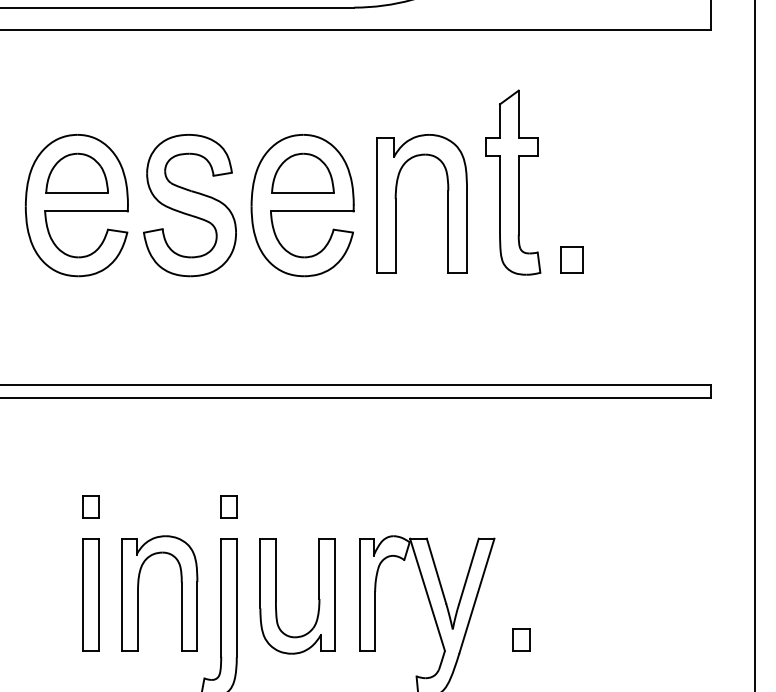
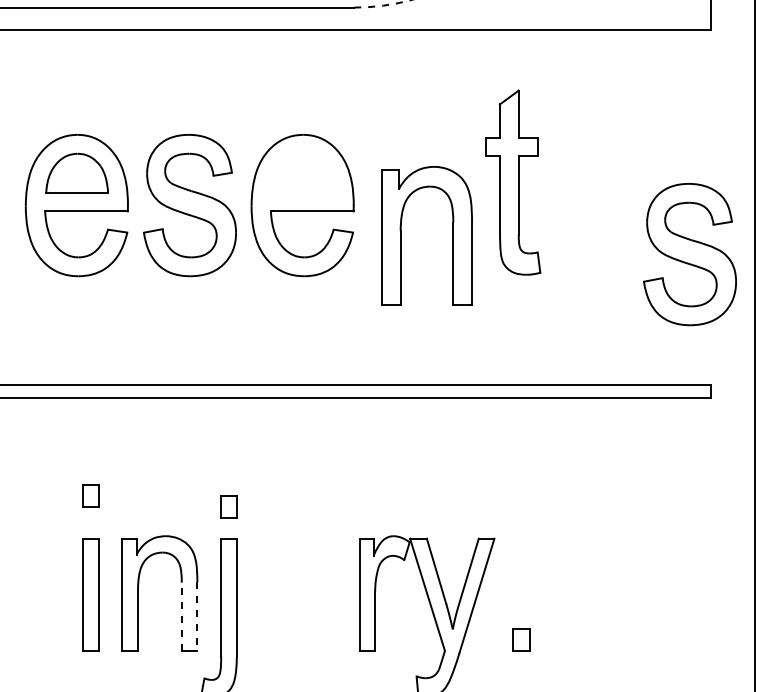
arc: solid -> dashed (383, 5)
part: present -> none (302, 172)
part position: (396, 203) -> (401, 235) (401, 235)
part: none -> present (689, 254)
part: present -> none (571, 259)
part position: (90, 506) -> (90, 495) (90, 495)
part: present -> none (276, 596)
line: solid -> dashed (181, 616)
line: solid -> dashed (197, 616)
